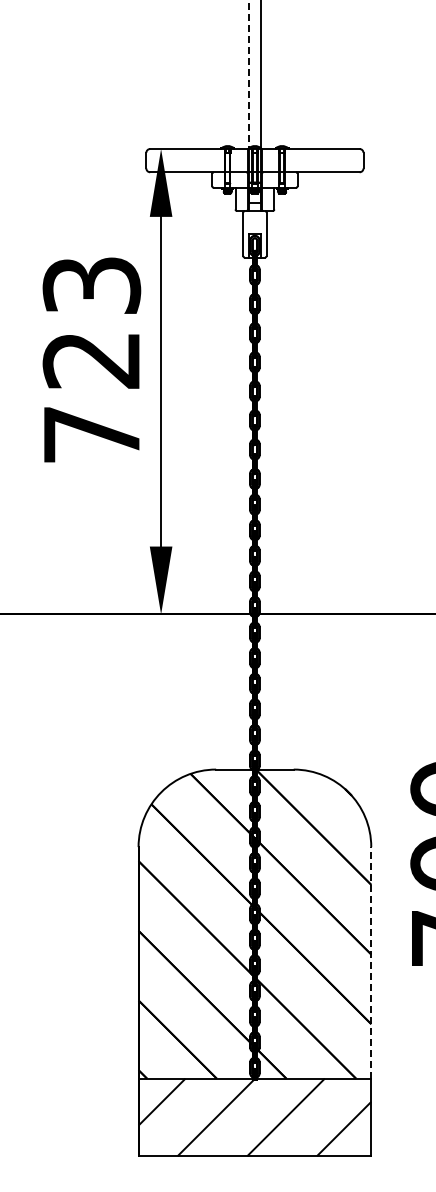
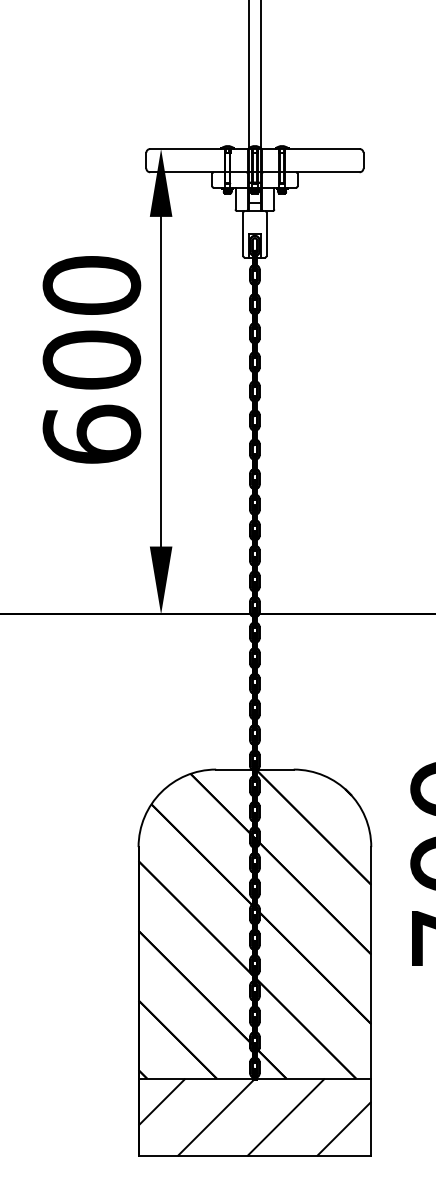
line: dashed -> solid (248, 74)
text: 723 -> 600 (91, 359)
line: dashed -> solid (371, 962)
